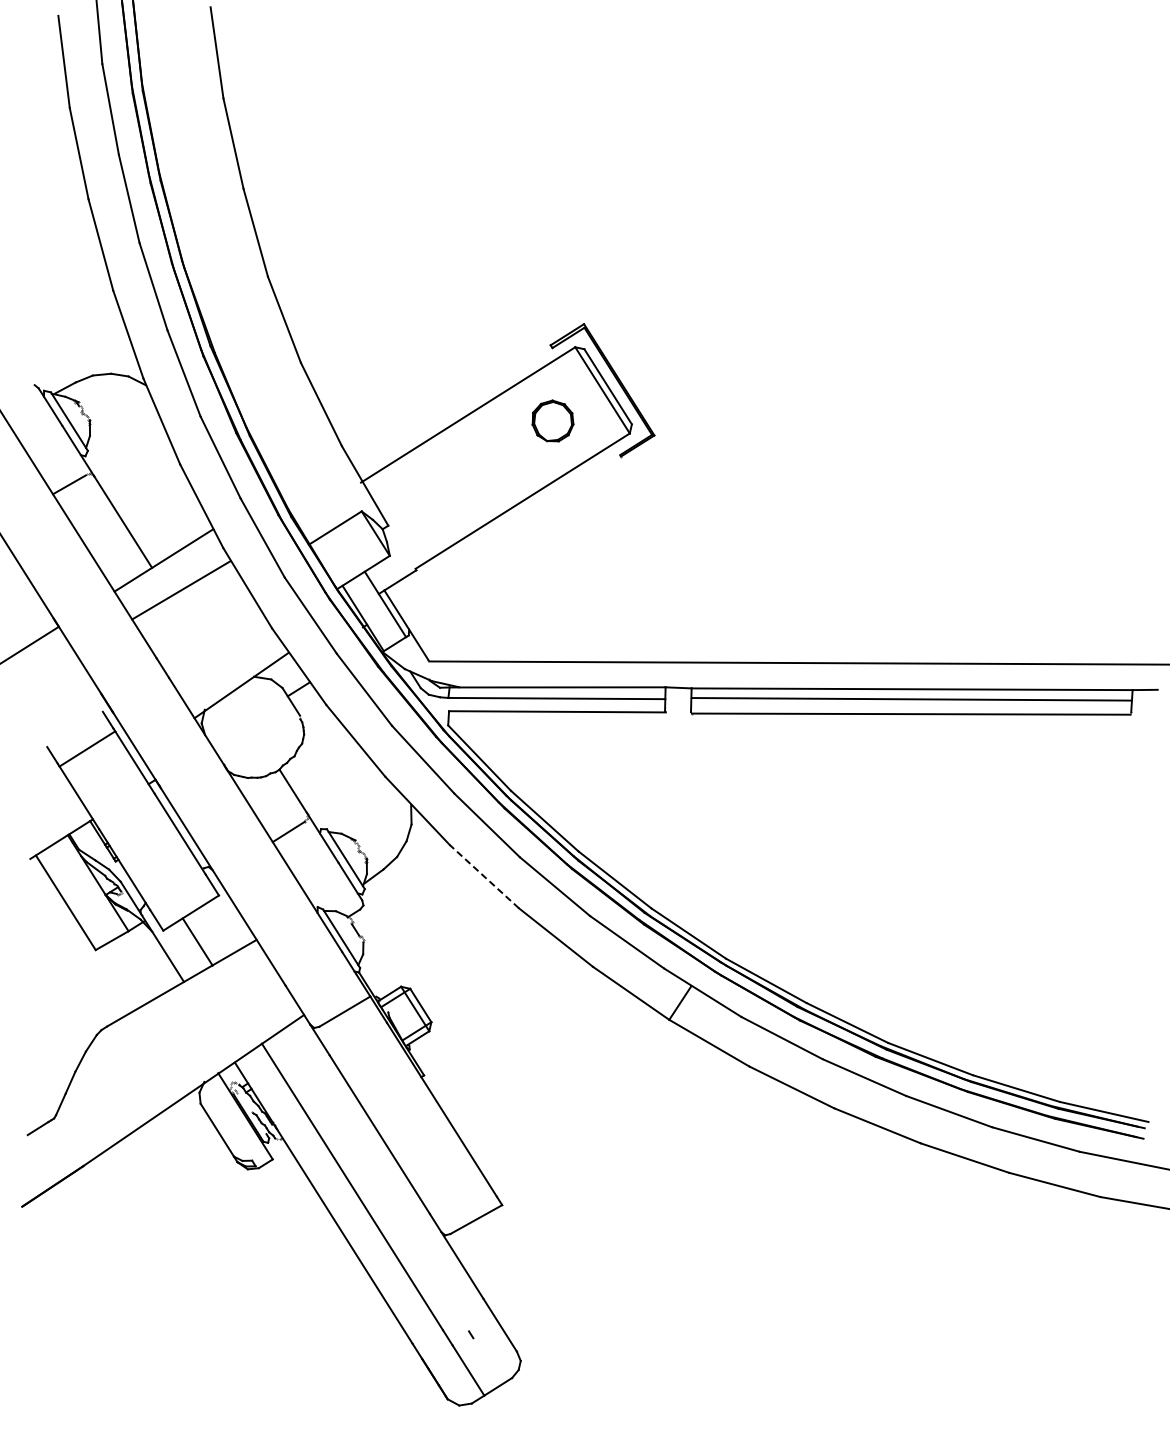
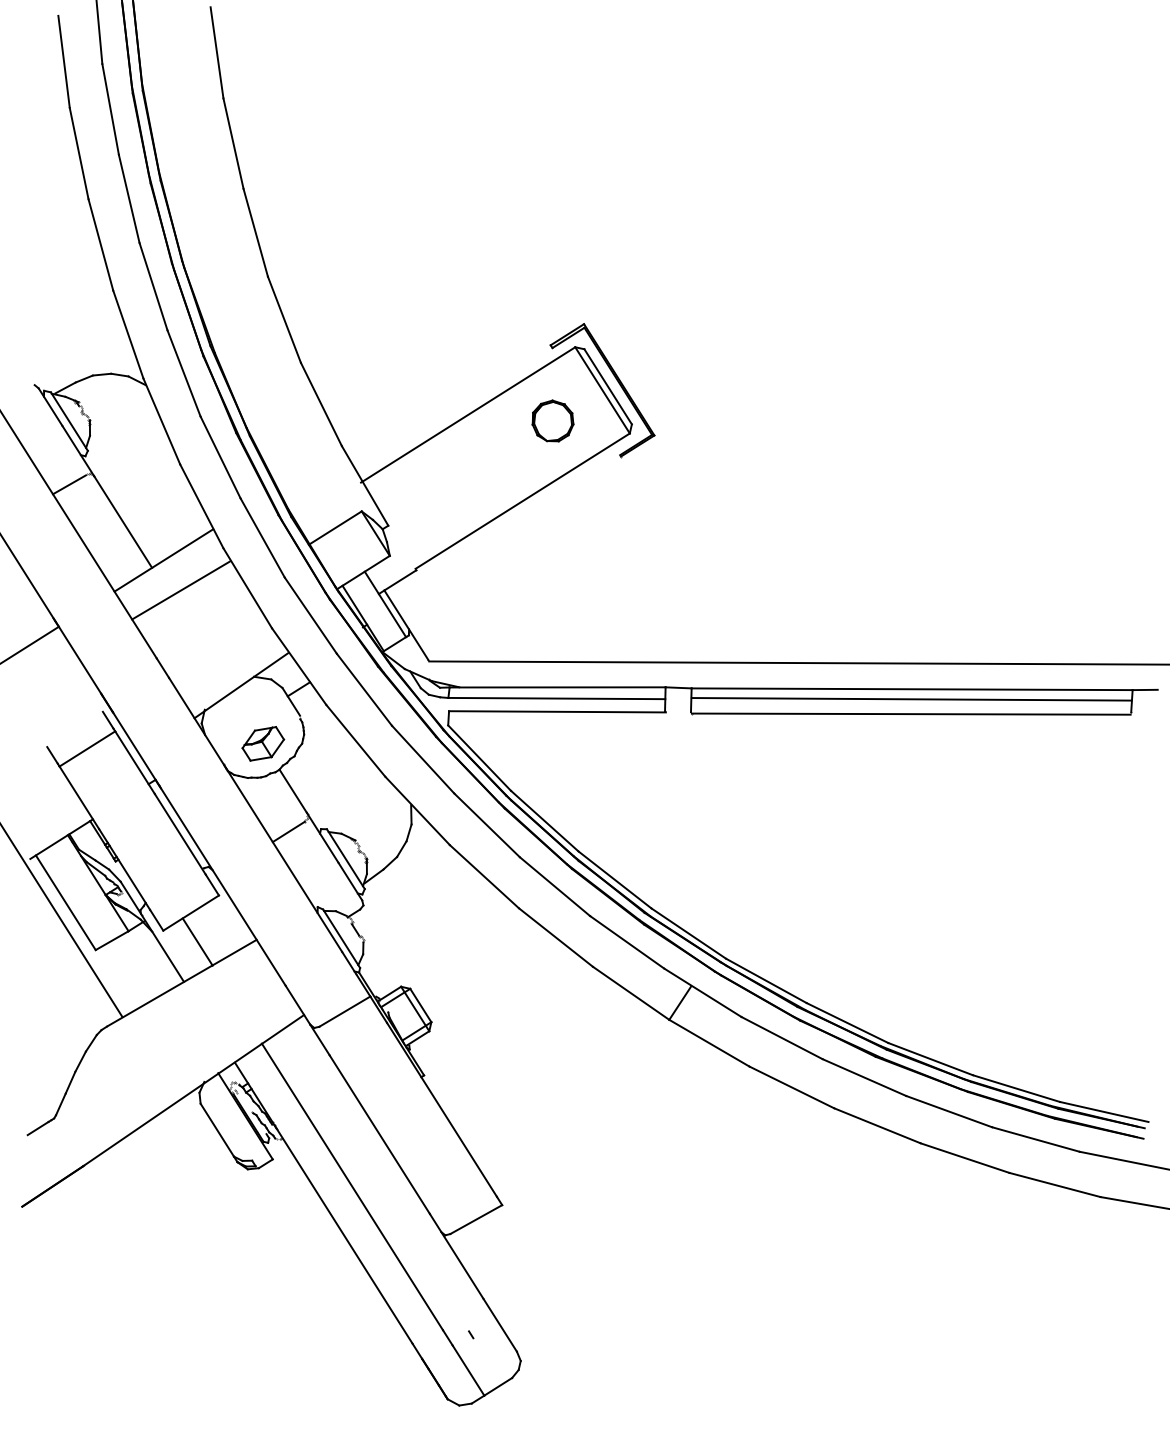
part: none -> present (263, 743)
line: dashed -> solid (484, 876)
line: none -> present (62, 921)
